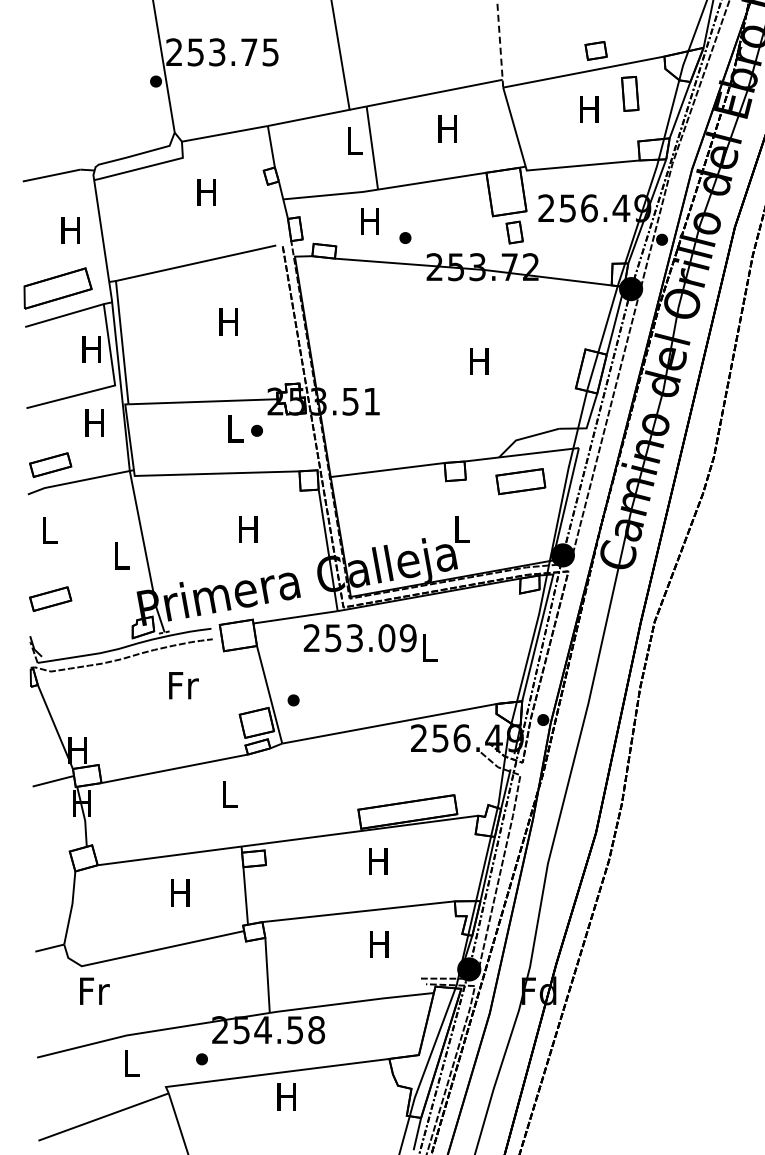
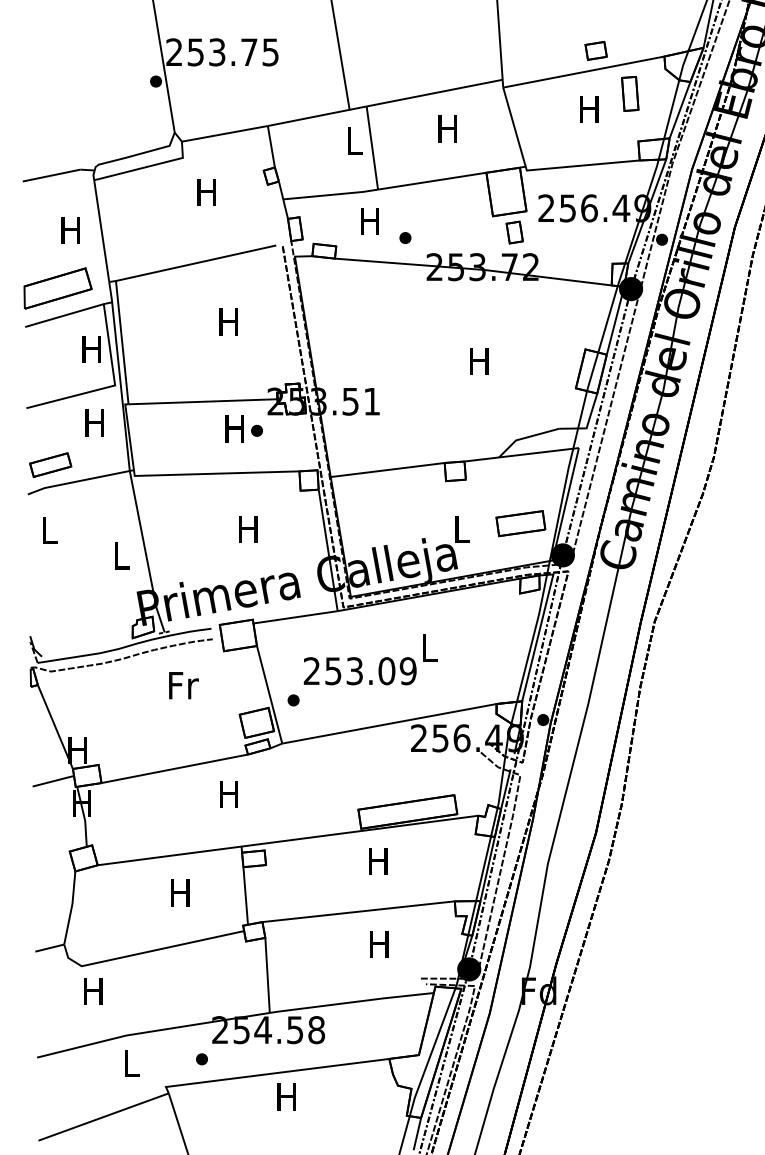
line: dashed -> solid (500, 44)
text: L -> H (234, 428)
part position: (520, 481) -> (520, 523) (520, 523)
part: present -> none (50, 598)
text position: (359, 638) -> (359, 671) (359, 671)
text: L -> H (228, 794)
text: Fr -> H (94, 990)
